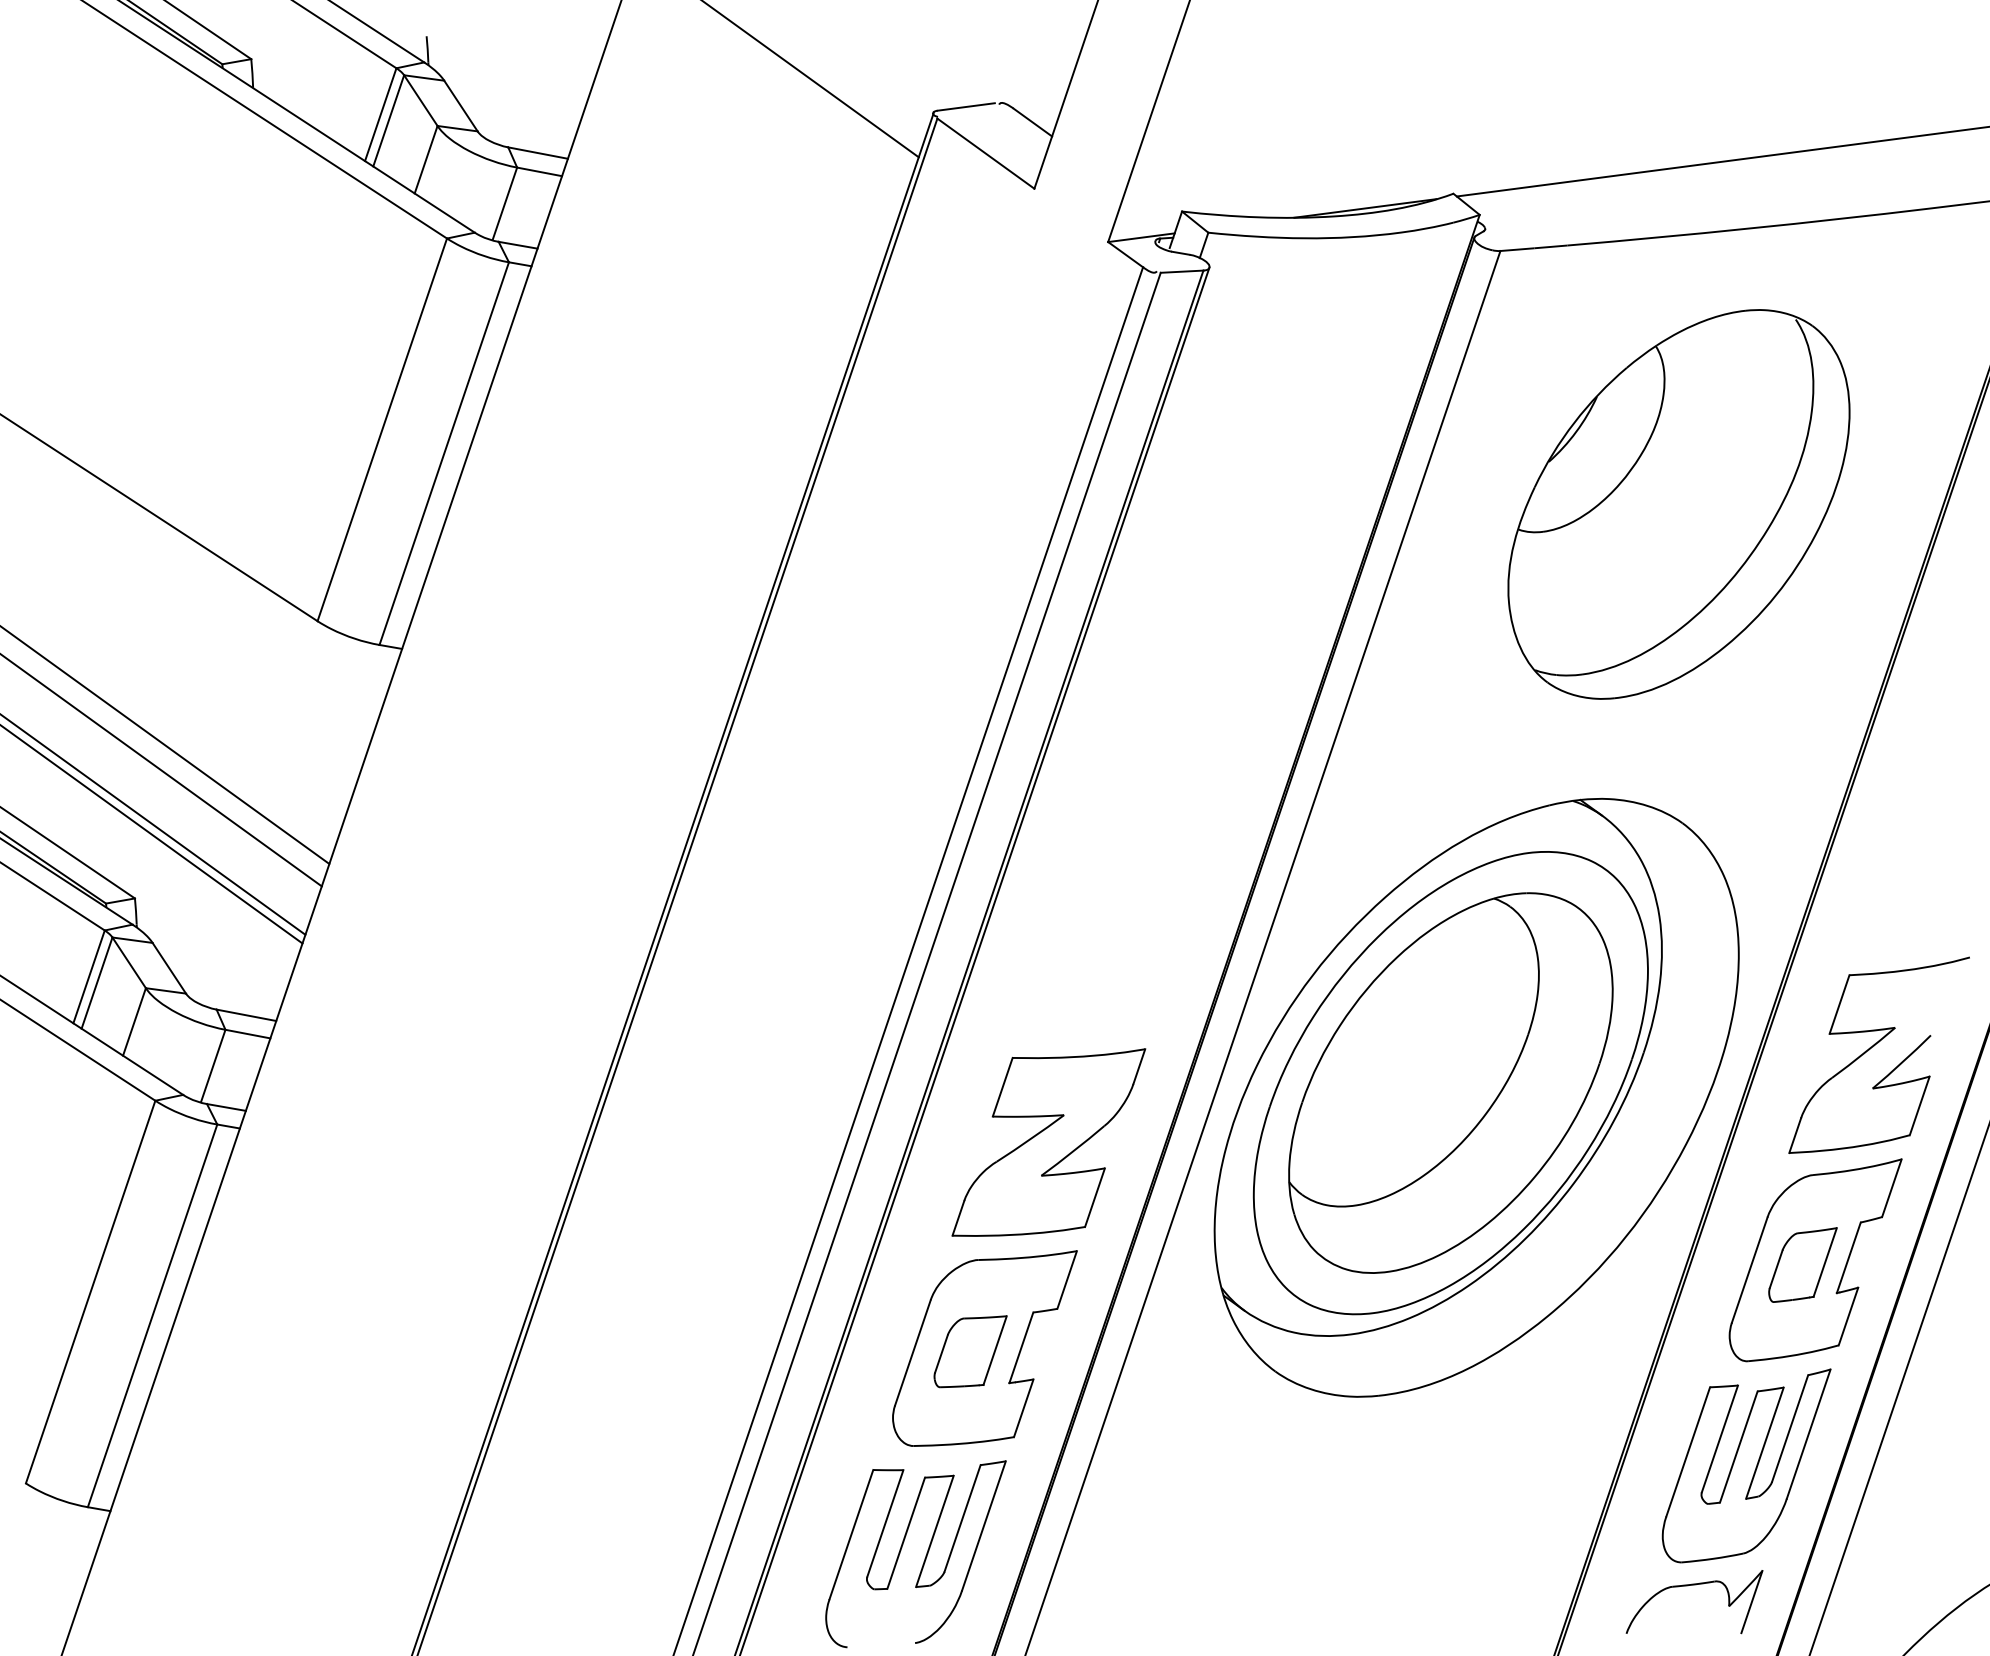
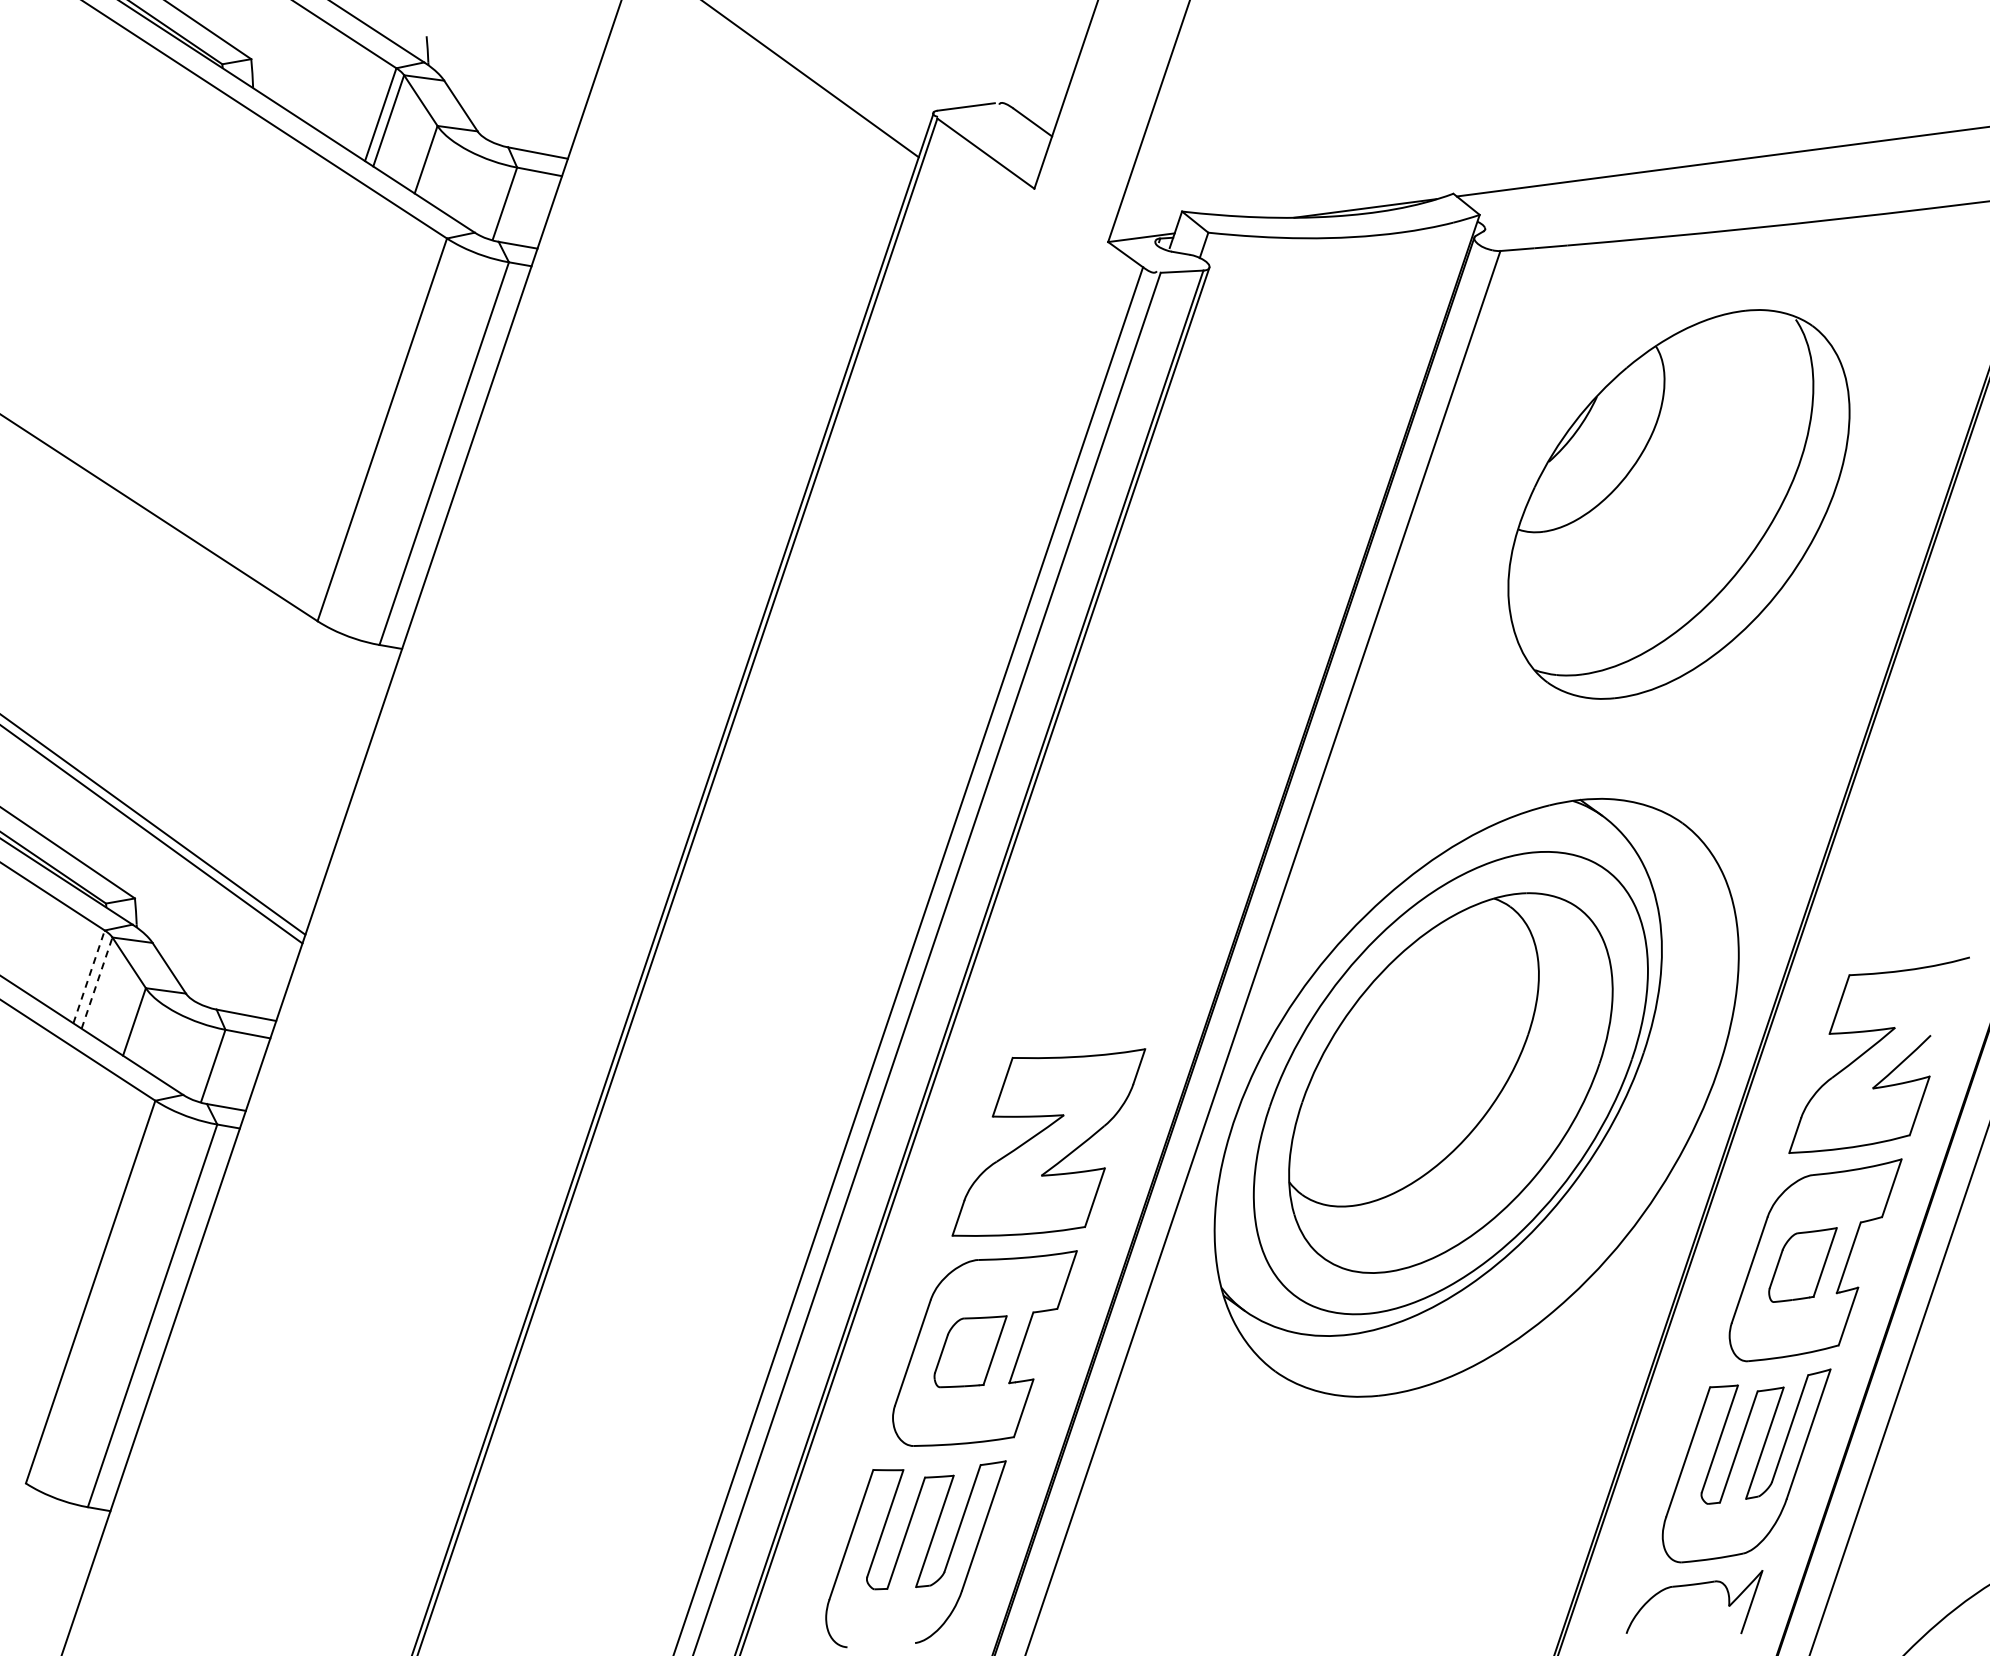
line: present -> none (165, 745)
line: present -> none (161, 770)
line: solid -> dashed (89, 976)
line: solid -> dashed (97, 982)
